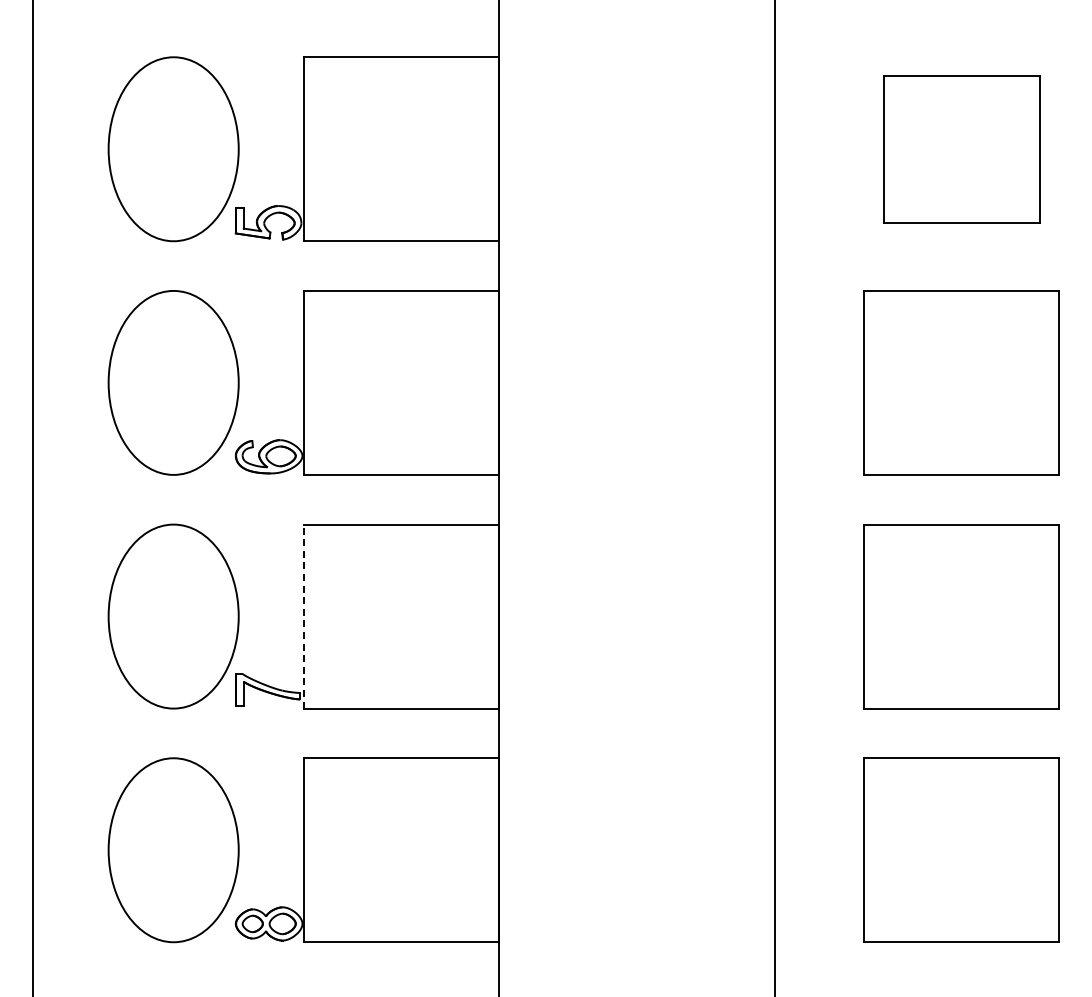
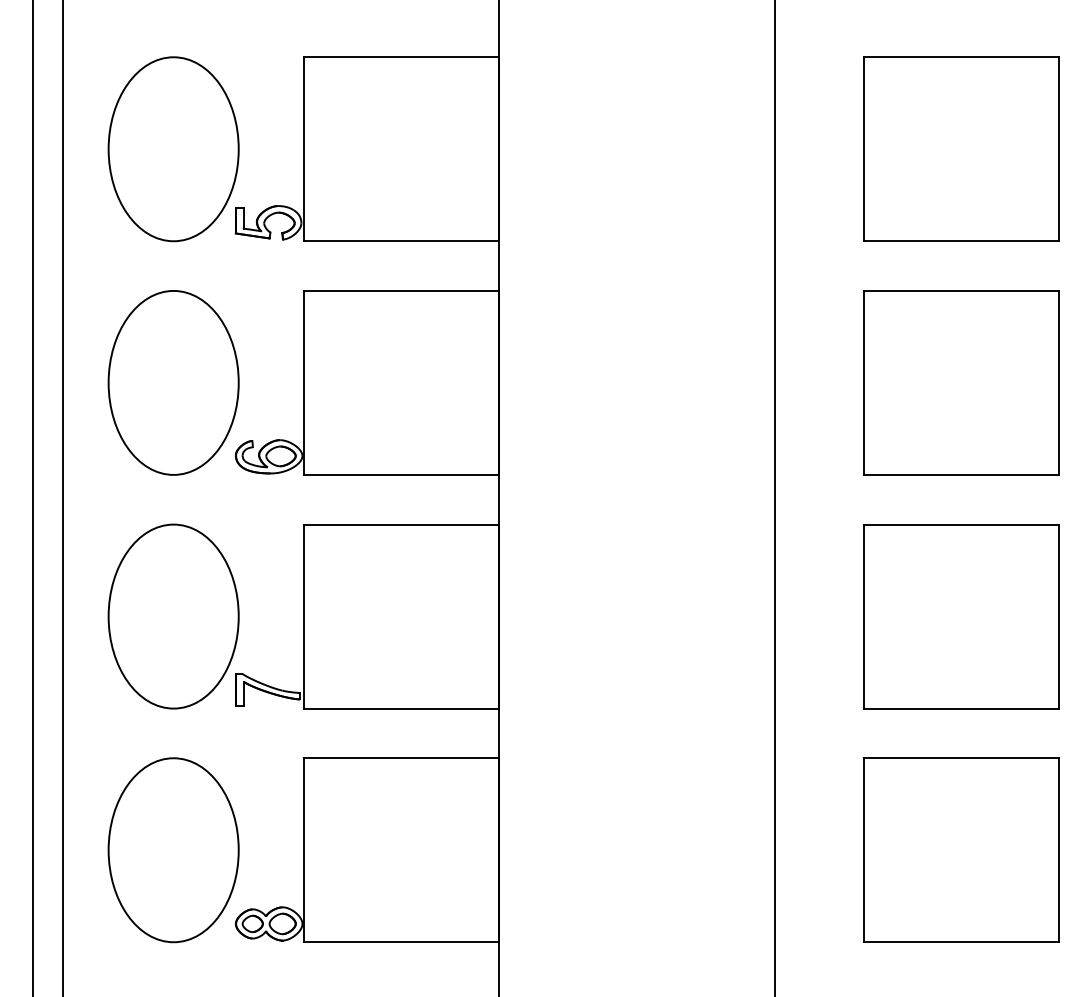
part size: 158x149 px -> 197x186 px (961, 148)
line: none -> present (63, 497)
line: dashed -> solid (303, 616)
